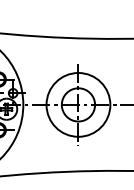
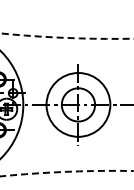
arc: solid -> dashed (67, 37)
arc: solid -> dashed (66, 171)
